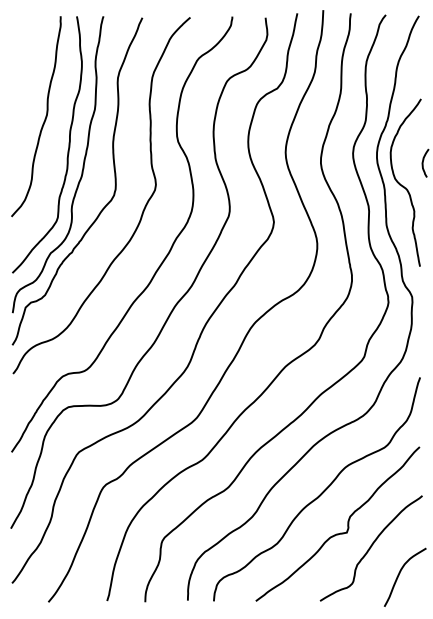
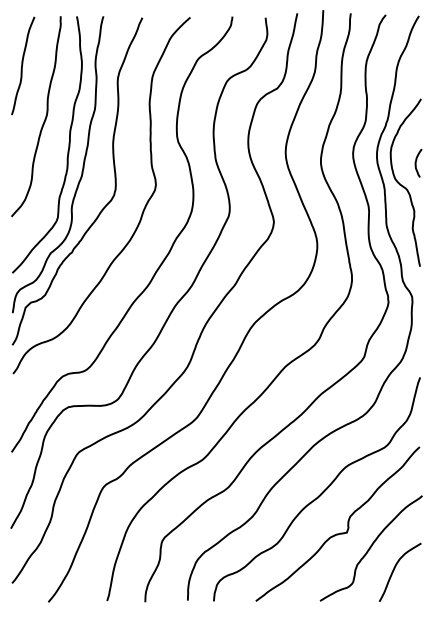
curve: none -> present (23, 64)
curve position: (423, 162) -> (416, 162) (416, 162)
curve position: (400, 573) -> (395, 568) (395, 568)
